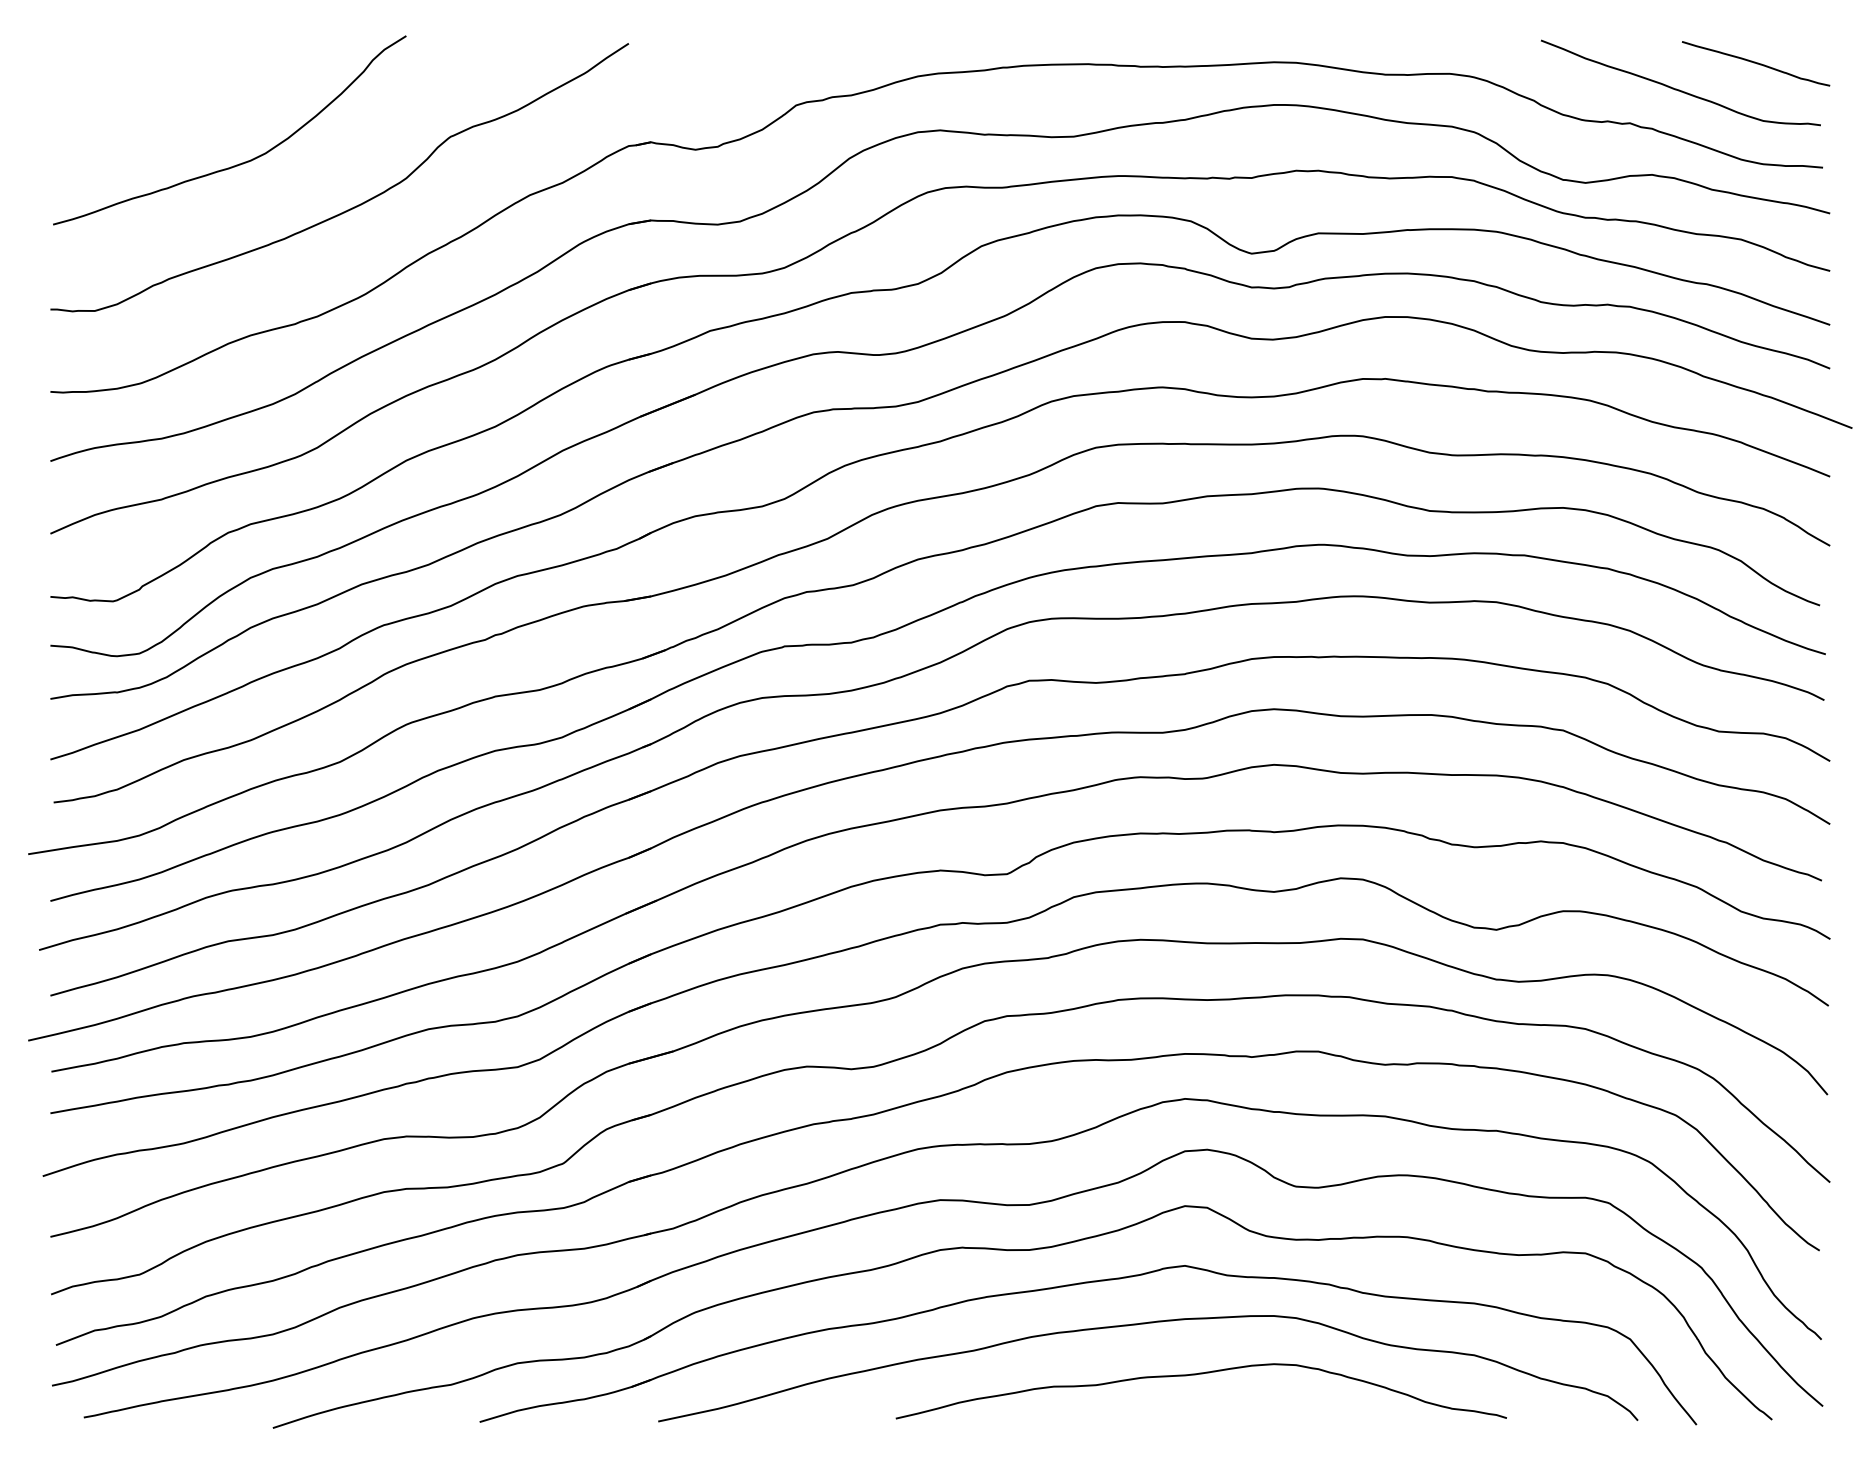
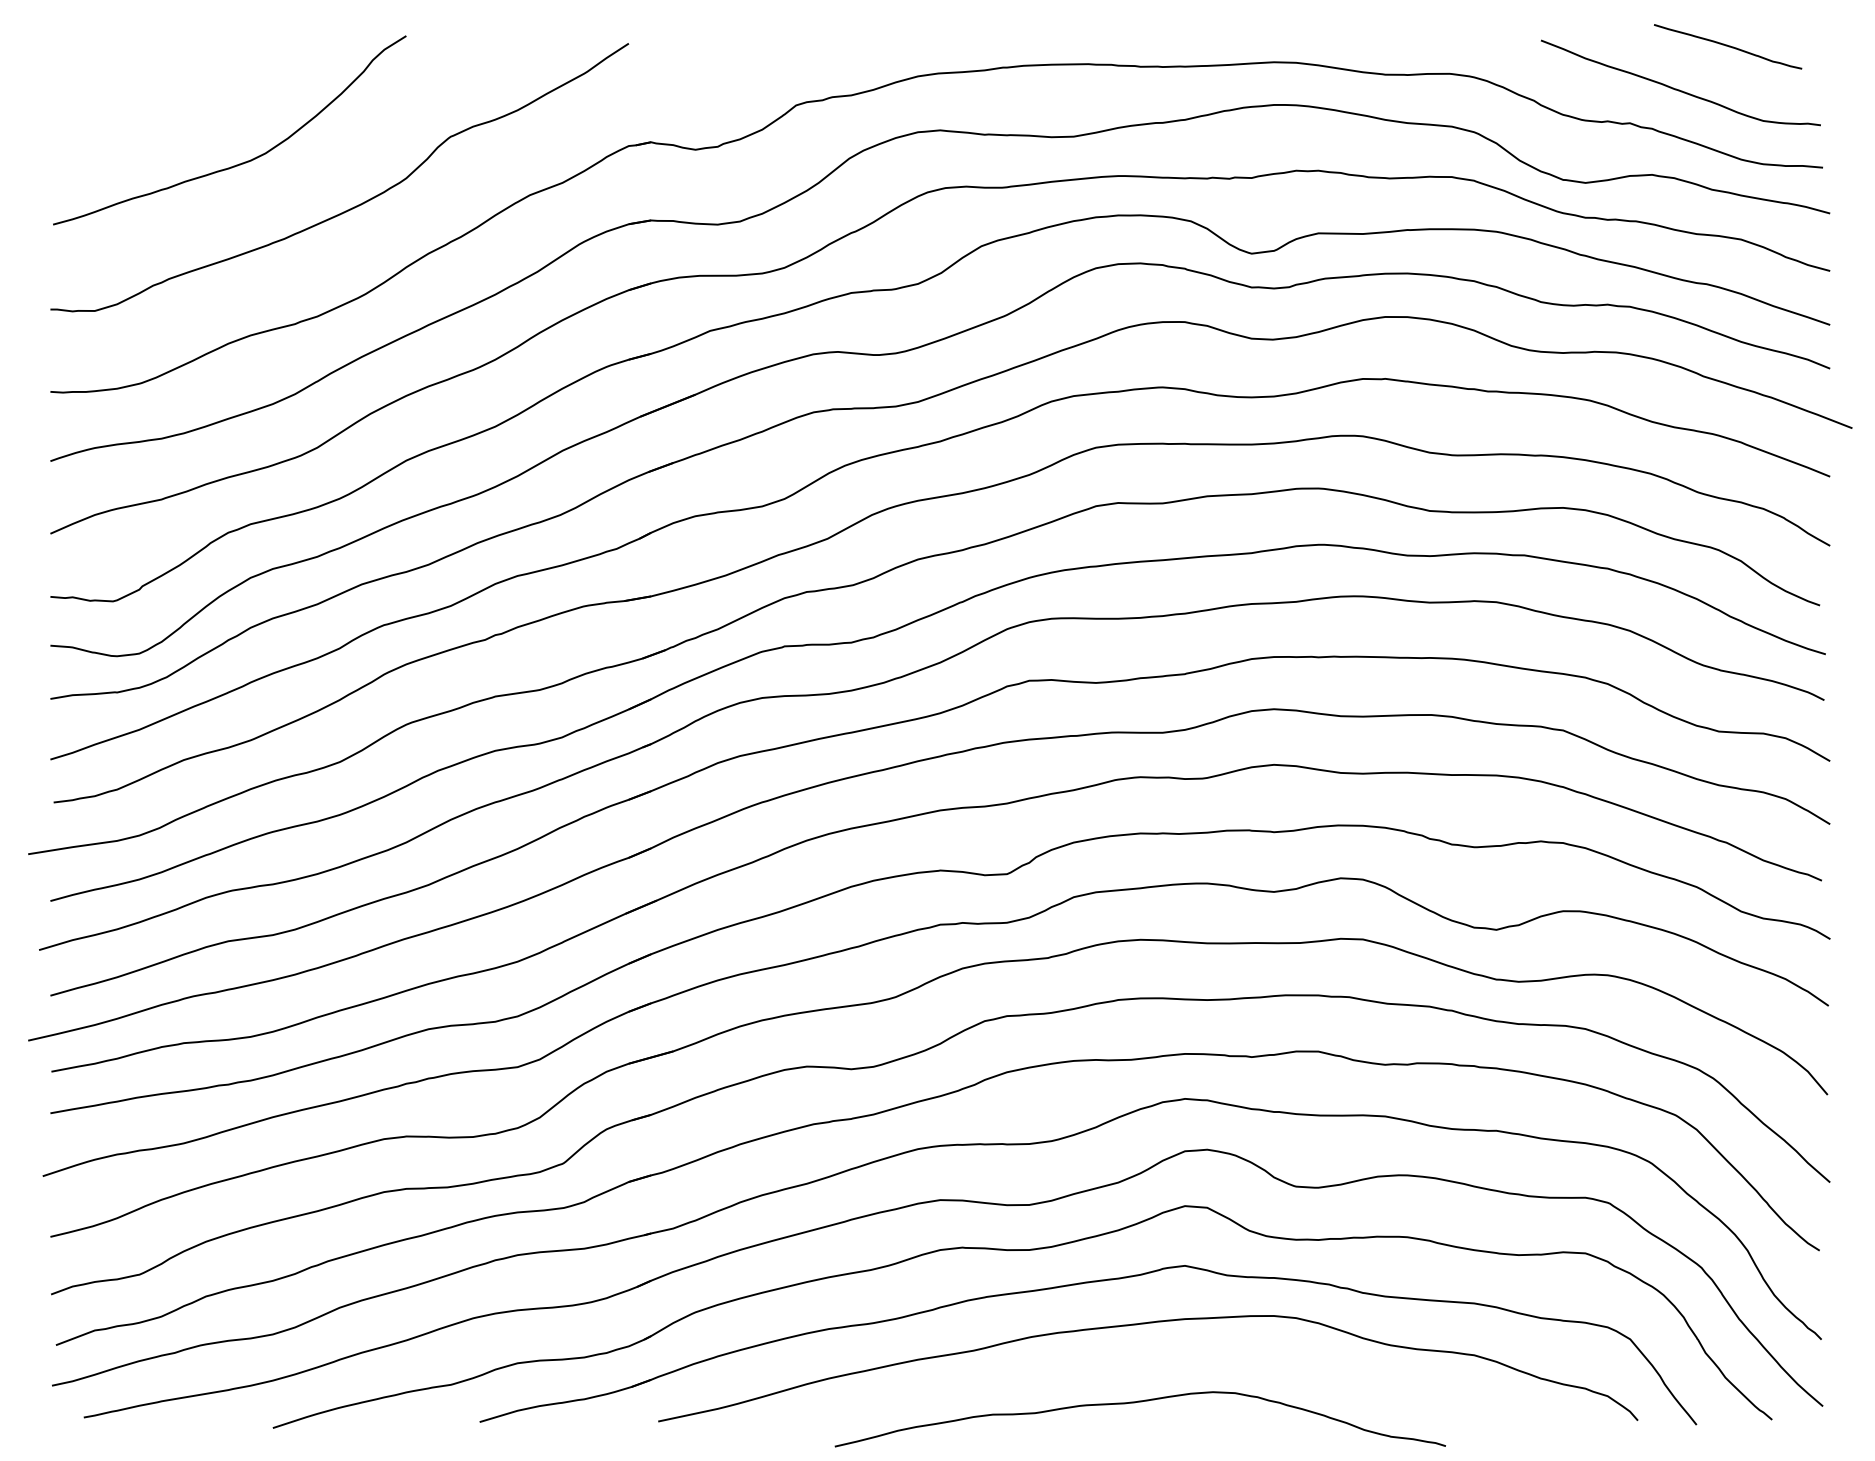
curve position: (1756, 63) -> (1728, 46) (1728, 46)
curve position: (1196, 1375) -> (1135, 1403) (1135, 1403)
